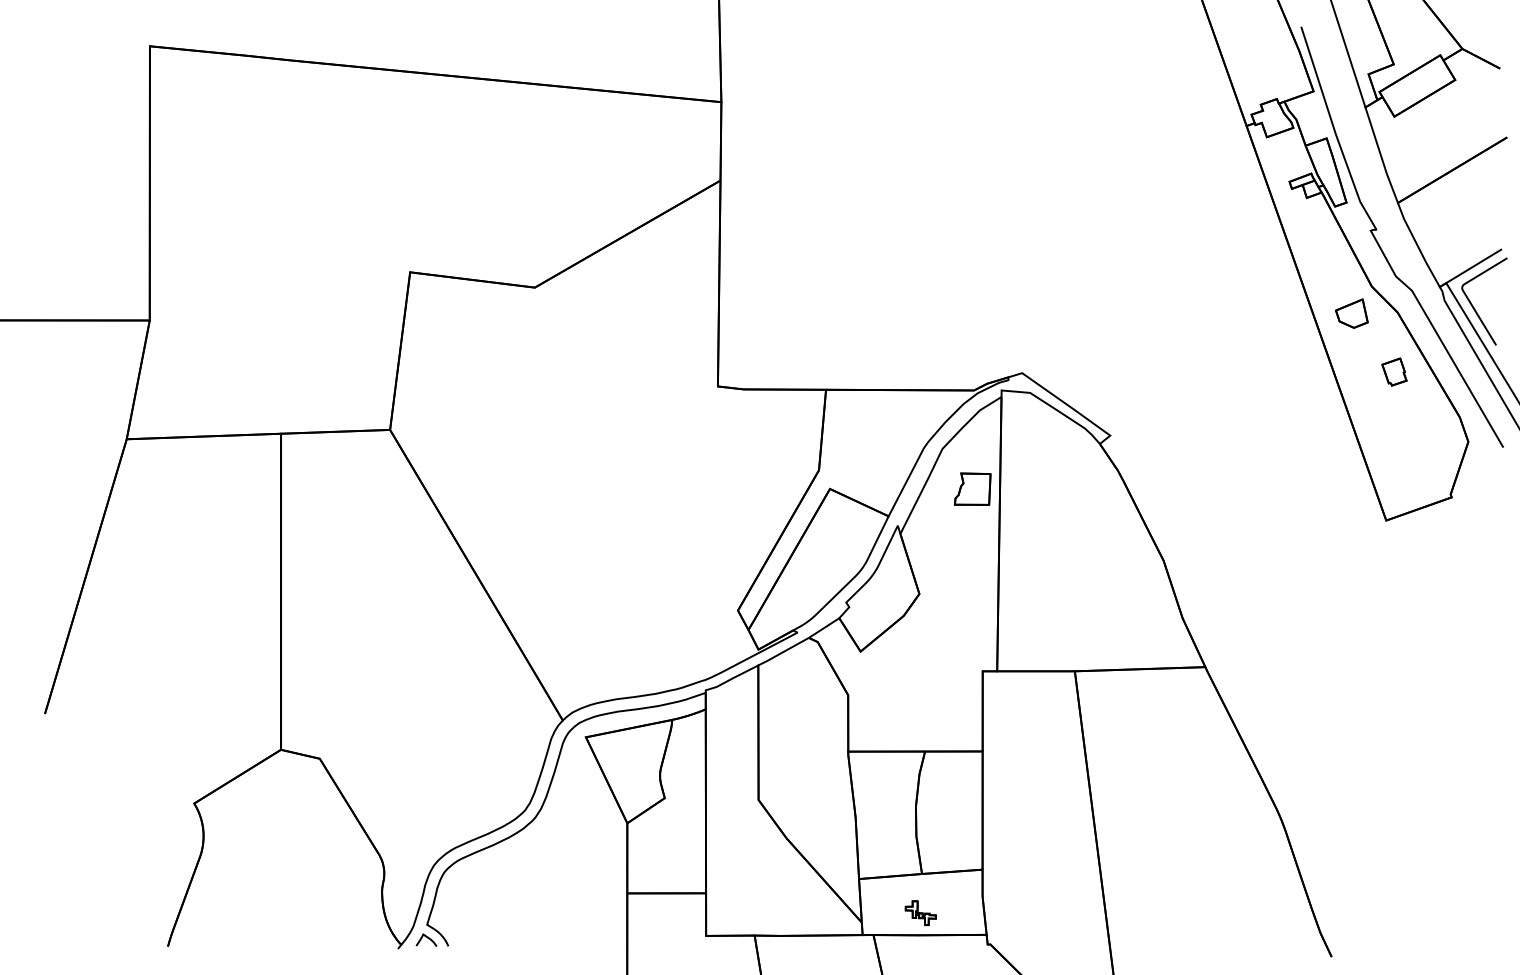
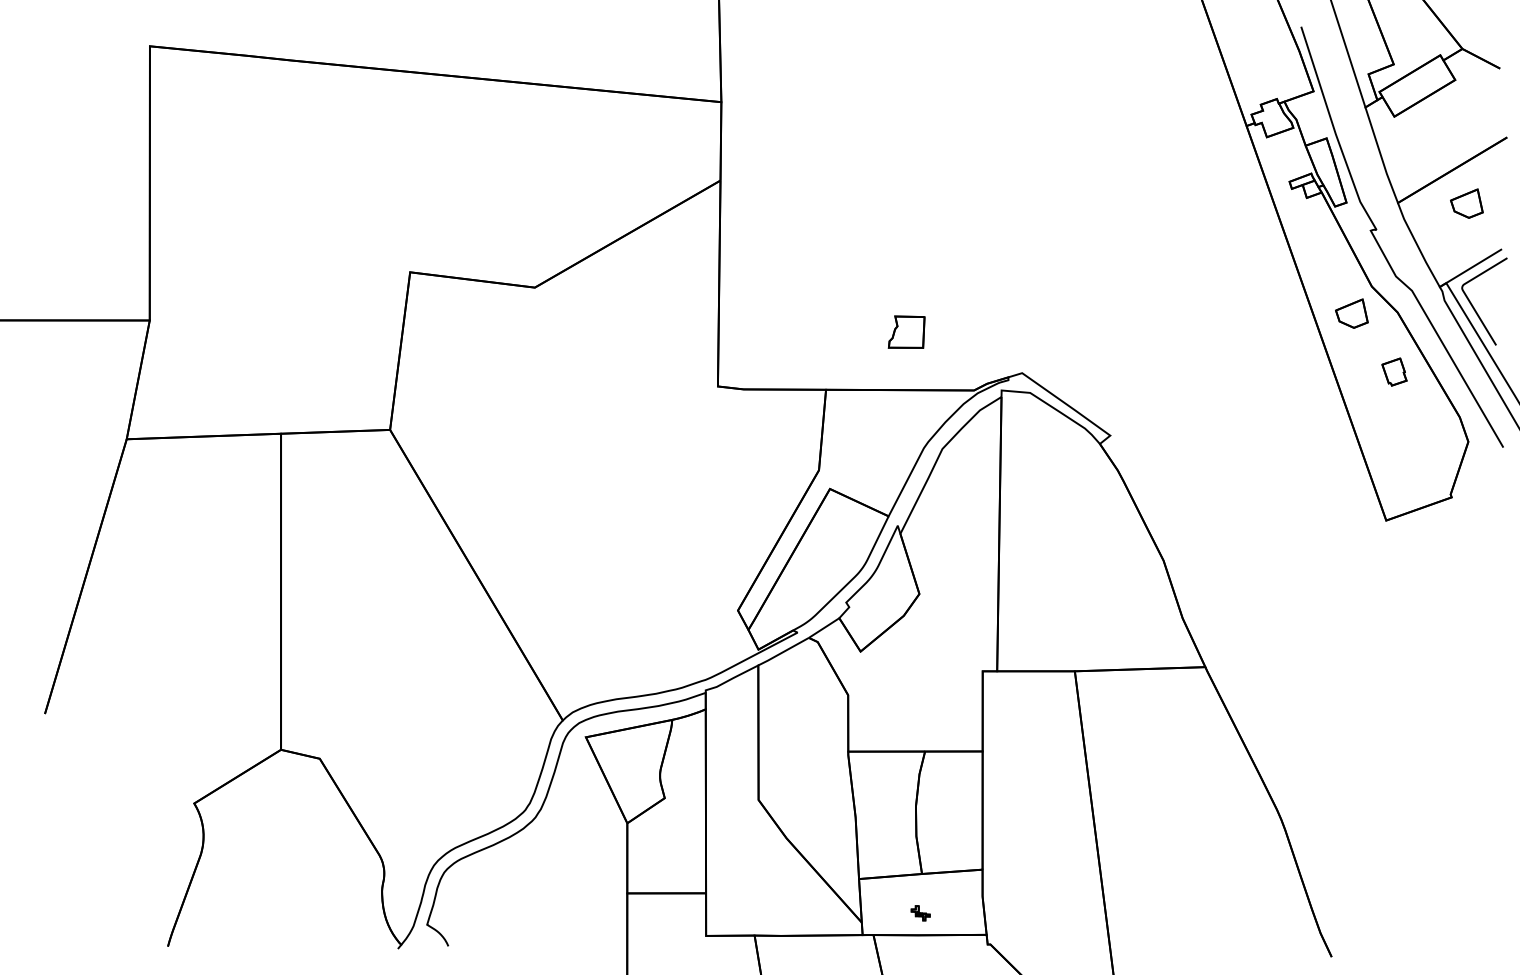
part: none -> present (1466, 203)
part position: (972, 488) -> (906, 331) (906, 331)
part size: 33x27 px -> 21x17 px (920, 913)
curve: present -> none (427, 938)
